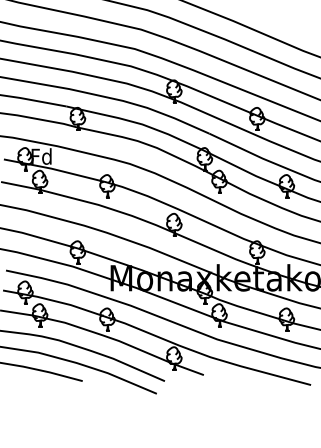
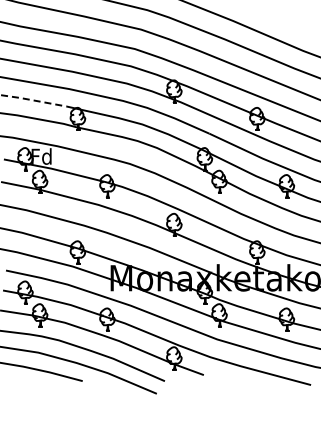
line: solid -> dashed (33, 100)
